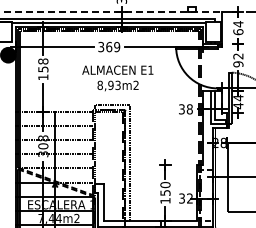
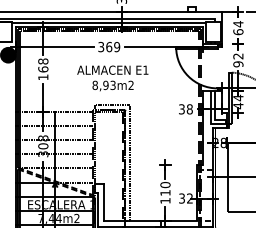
line: dashed -> solid (111, 11)
text: 158 -> 168 (43, 69)
text position: (117, 78) -> (112, 78) (112, 78)
text: 150 -> 110 (165, 192)
